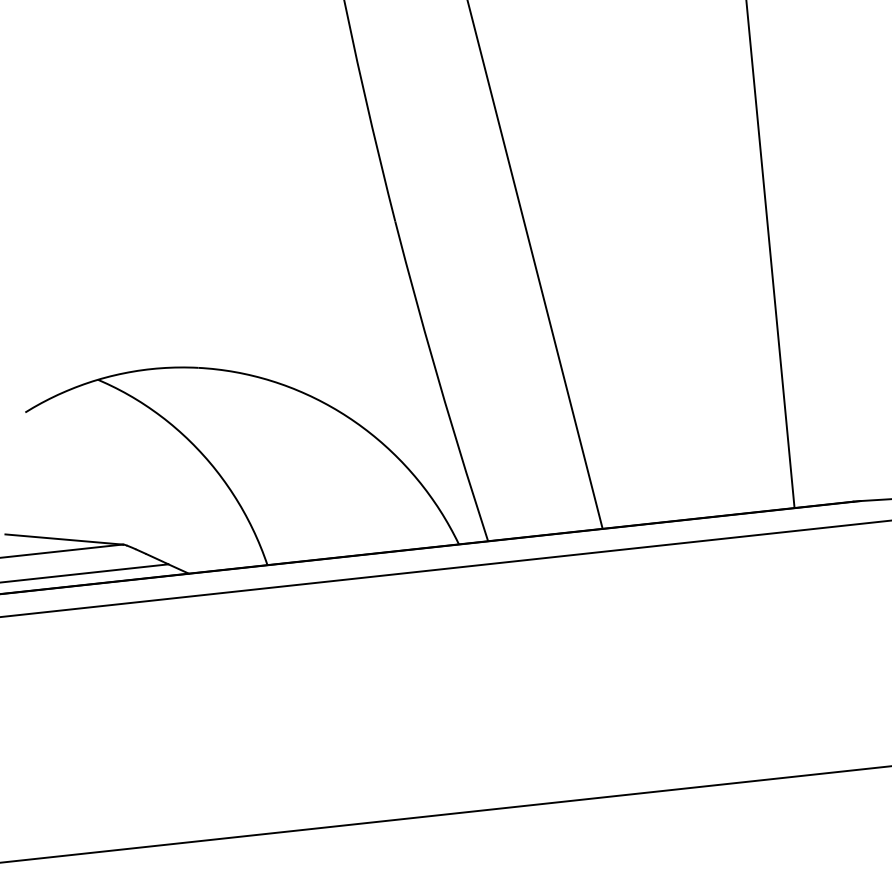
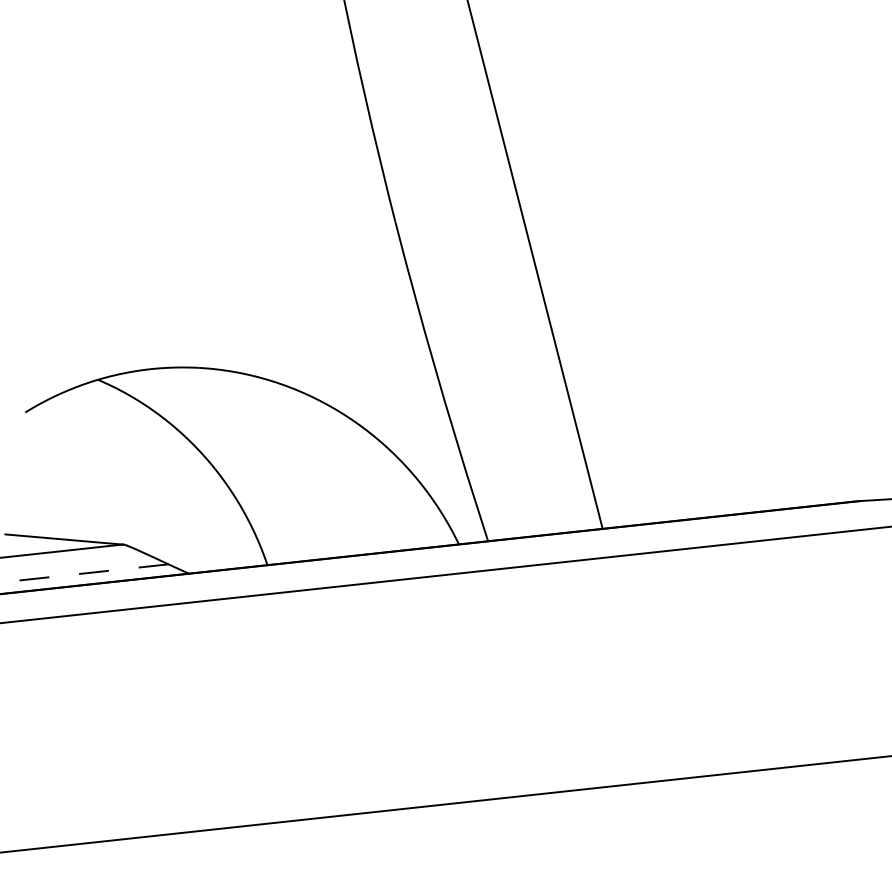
line: present -> none (770, 255)
line position: (445, 568) -> (445, 574) (445, 574)
line: solid -> dashed (83, 573)
line position: (445, 814) -> (445, 804) (445, 804)
